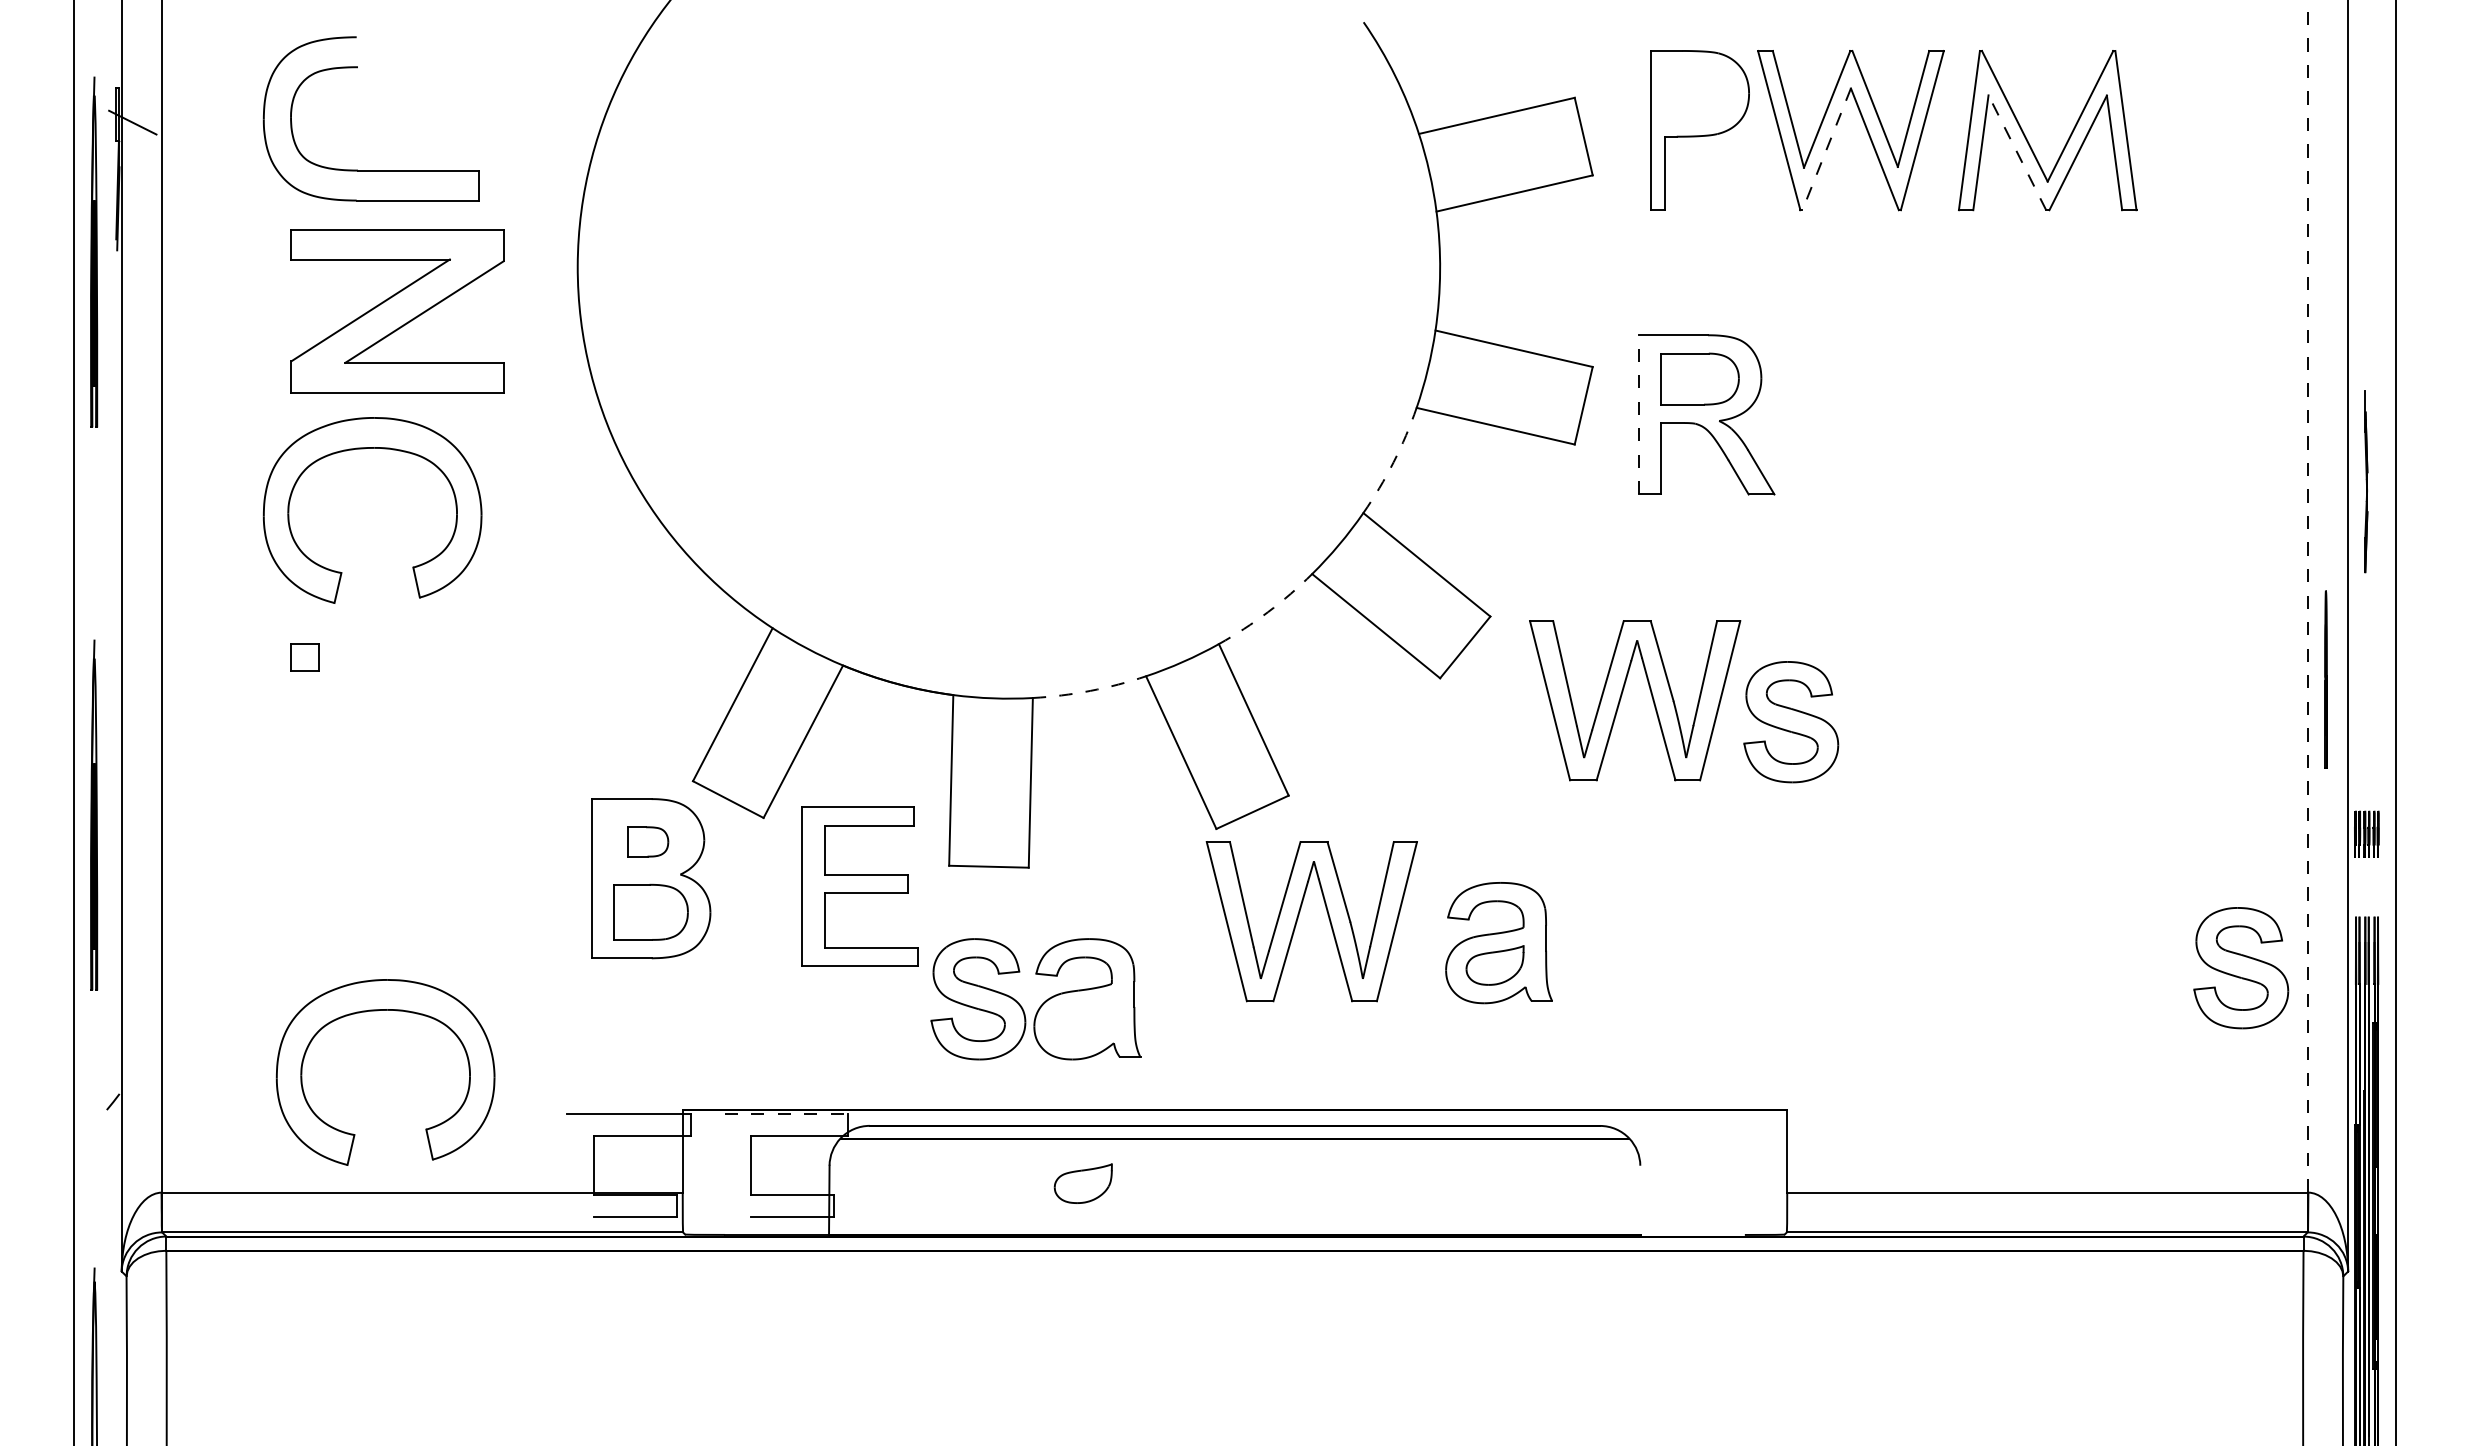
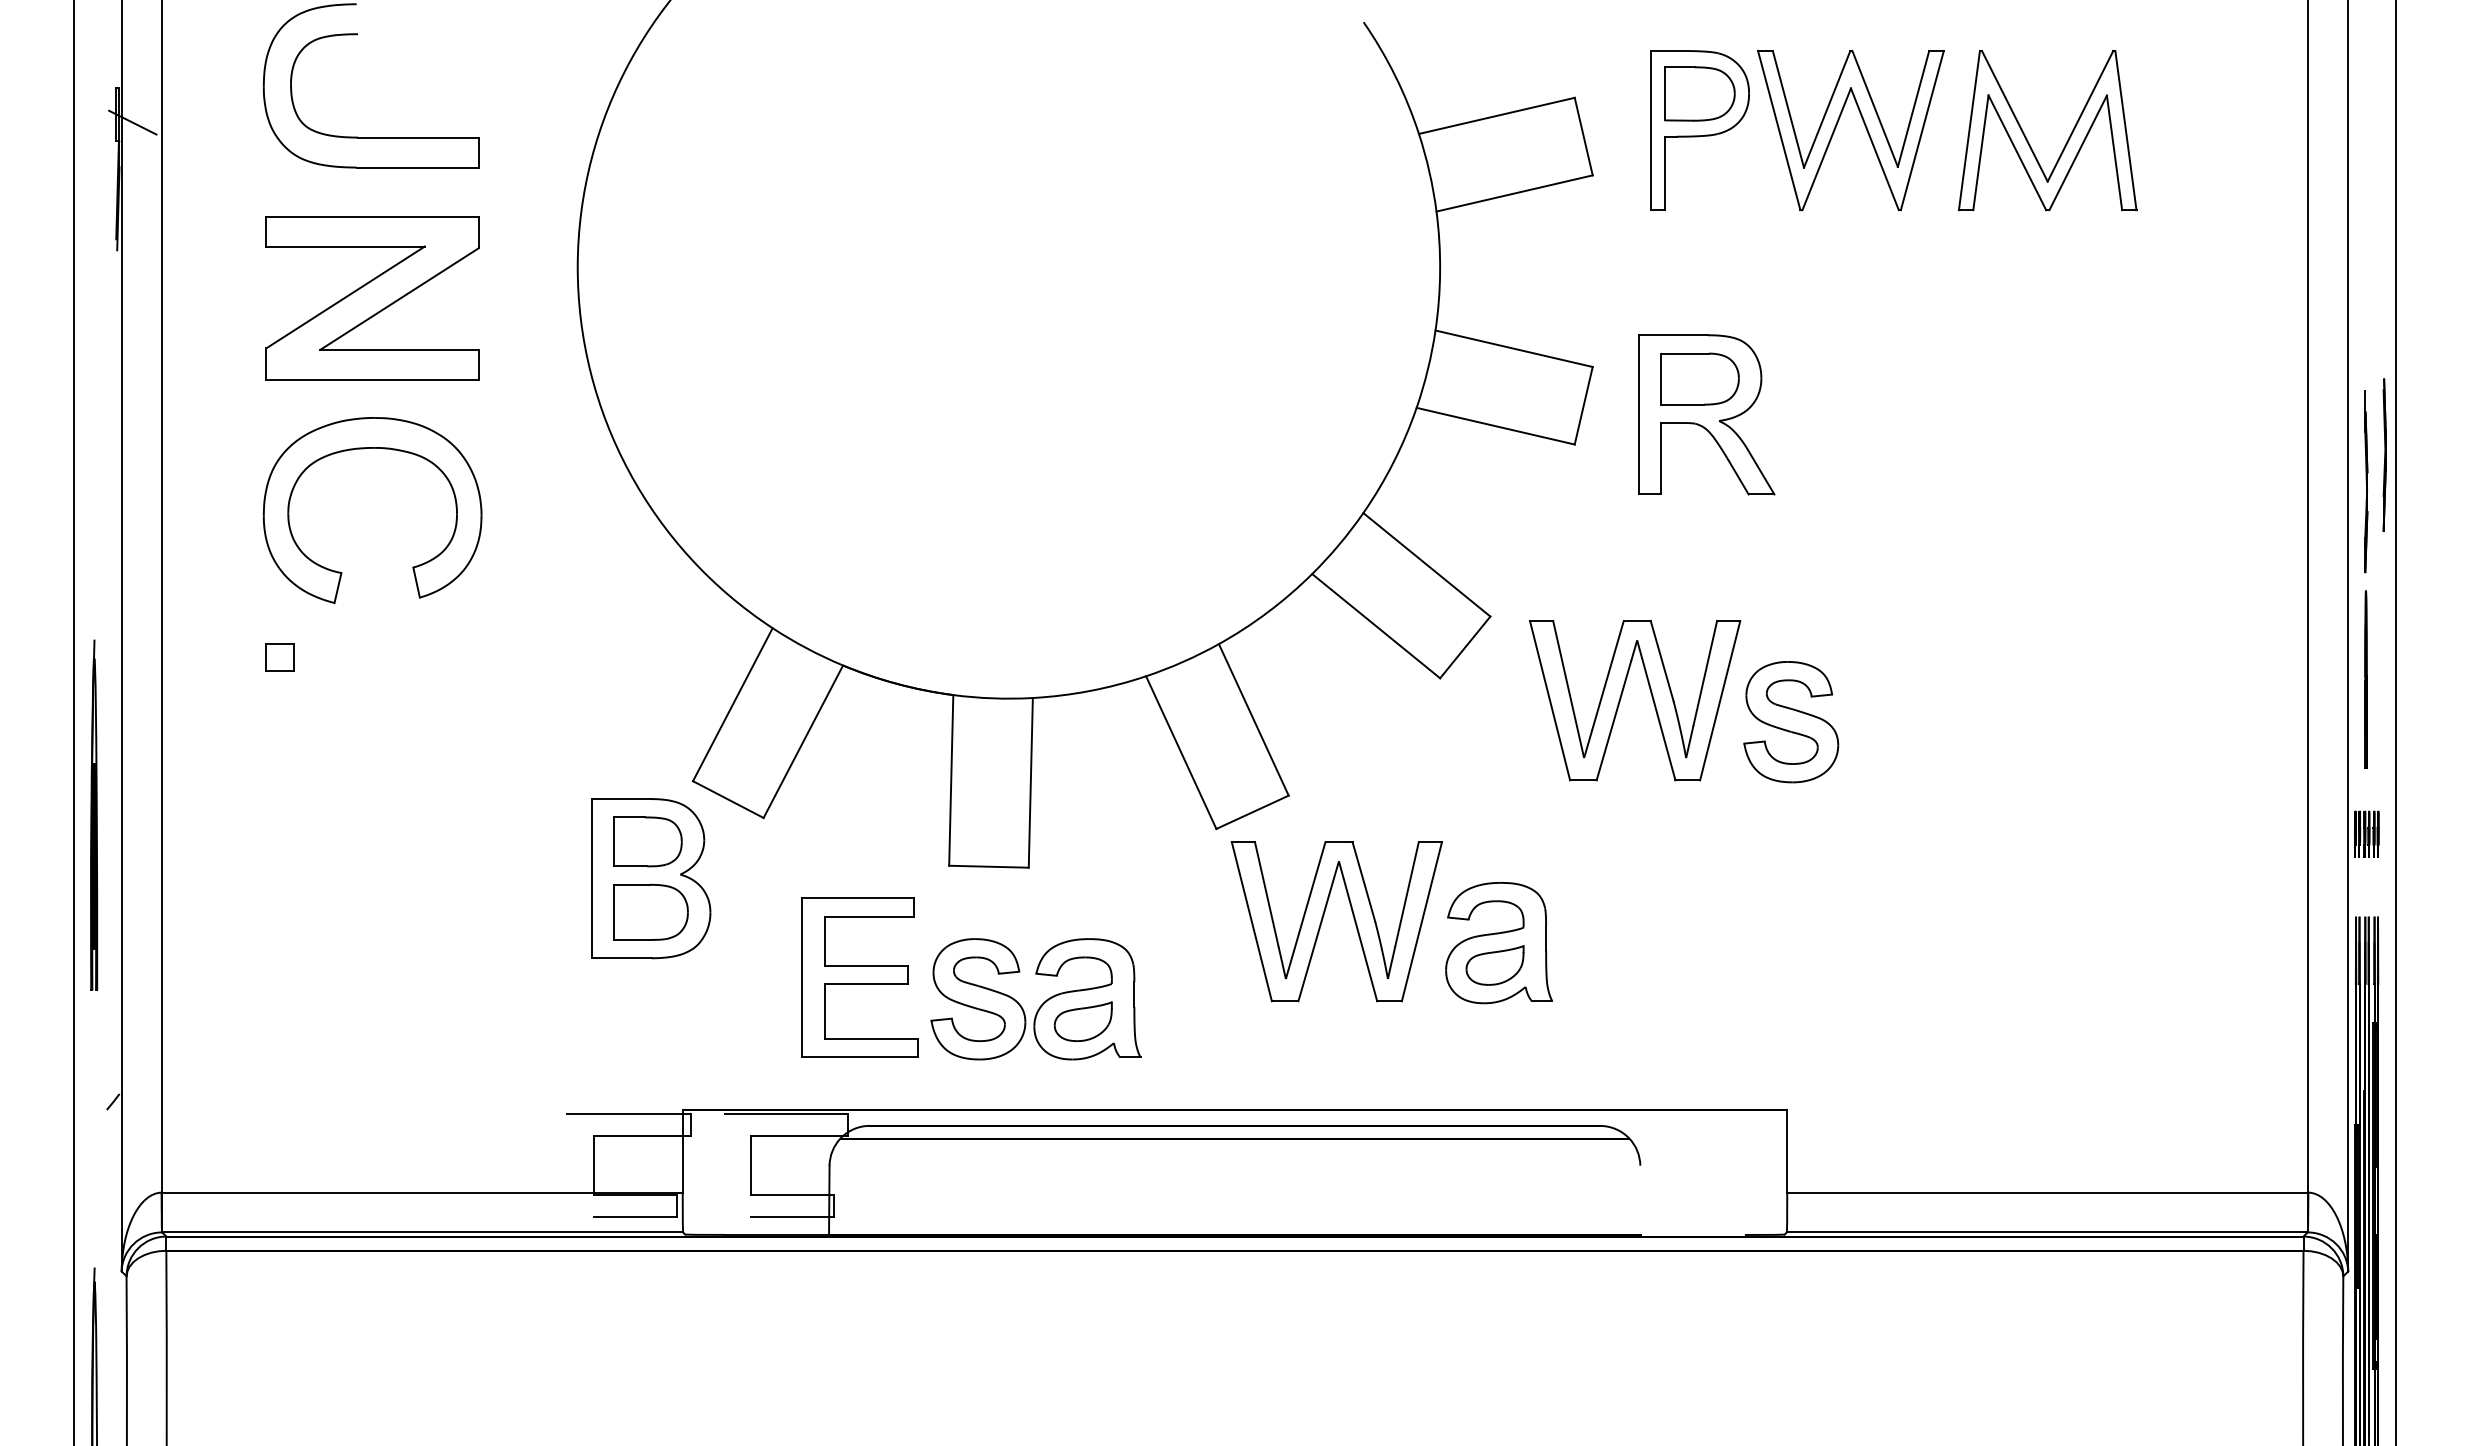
part position: (357, 68) -> (357, 35) (357, 35)
part: none -> present (1699, 93)
line: dashed -> solid (1826, 149)
line: dashed -> solid (2017, 152)
part: present -> none (94, 251)
part position: (397, 311) -> (372, 298) (372, 298)
line: dashed -> solid (1638, 414)
line: none -> present (2384, 454)
arc: dashed -> solid (1393, 462)
line: dashed -> solid (2308, 596)
arc: dashed -> solid (1267, 612)
part position: (304, 657) -> (279, 657) (279, 657)
line position: (2325, 679) -> (2365, 679) (2365, 679)
arc: dashed -> solid (1090, 690)
part size: 43x32 px -> 70x52 px (647, 841)
part position: (859, 886) -> (859, 977) (859, 977)
part position: (1298, 918) -> (1323, 918) (1323, 918)
part: present -> none (2241, 968)
part: present -> none (377, 1011)
line: dashed -> solid (786, 1114)
part position: (1082, 1183) -> (1082, 1021) (1082, 1021)
